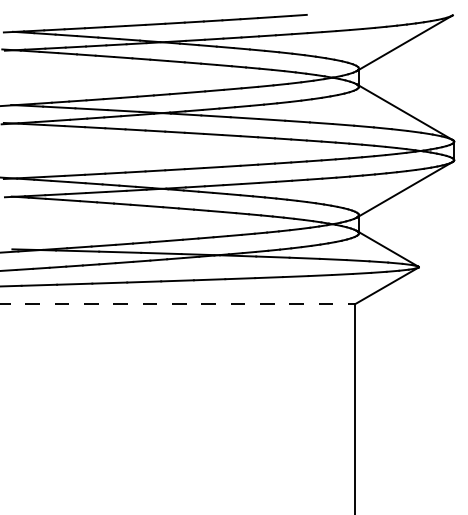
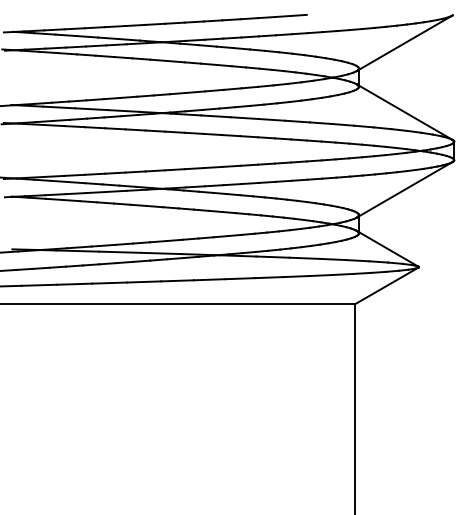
line: dashed -> solid (178, 304)
